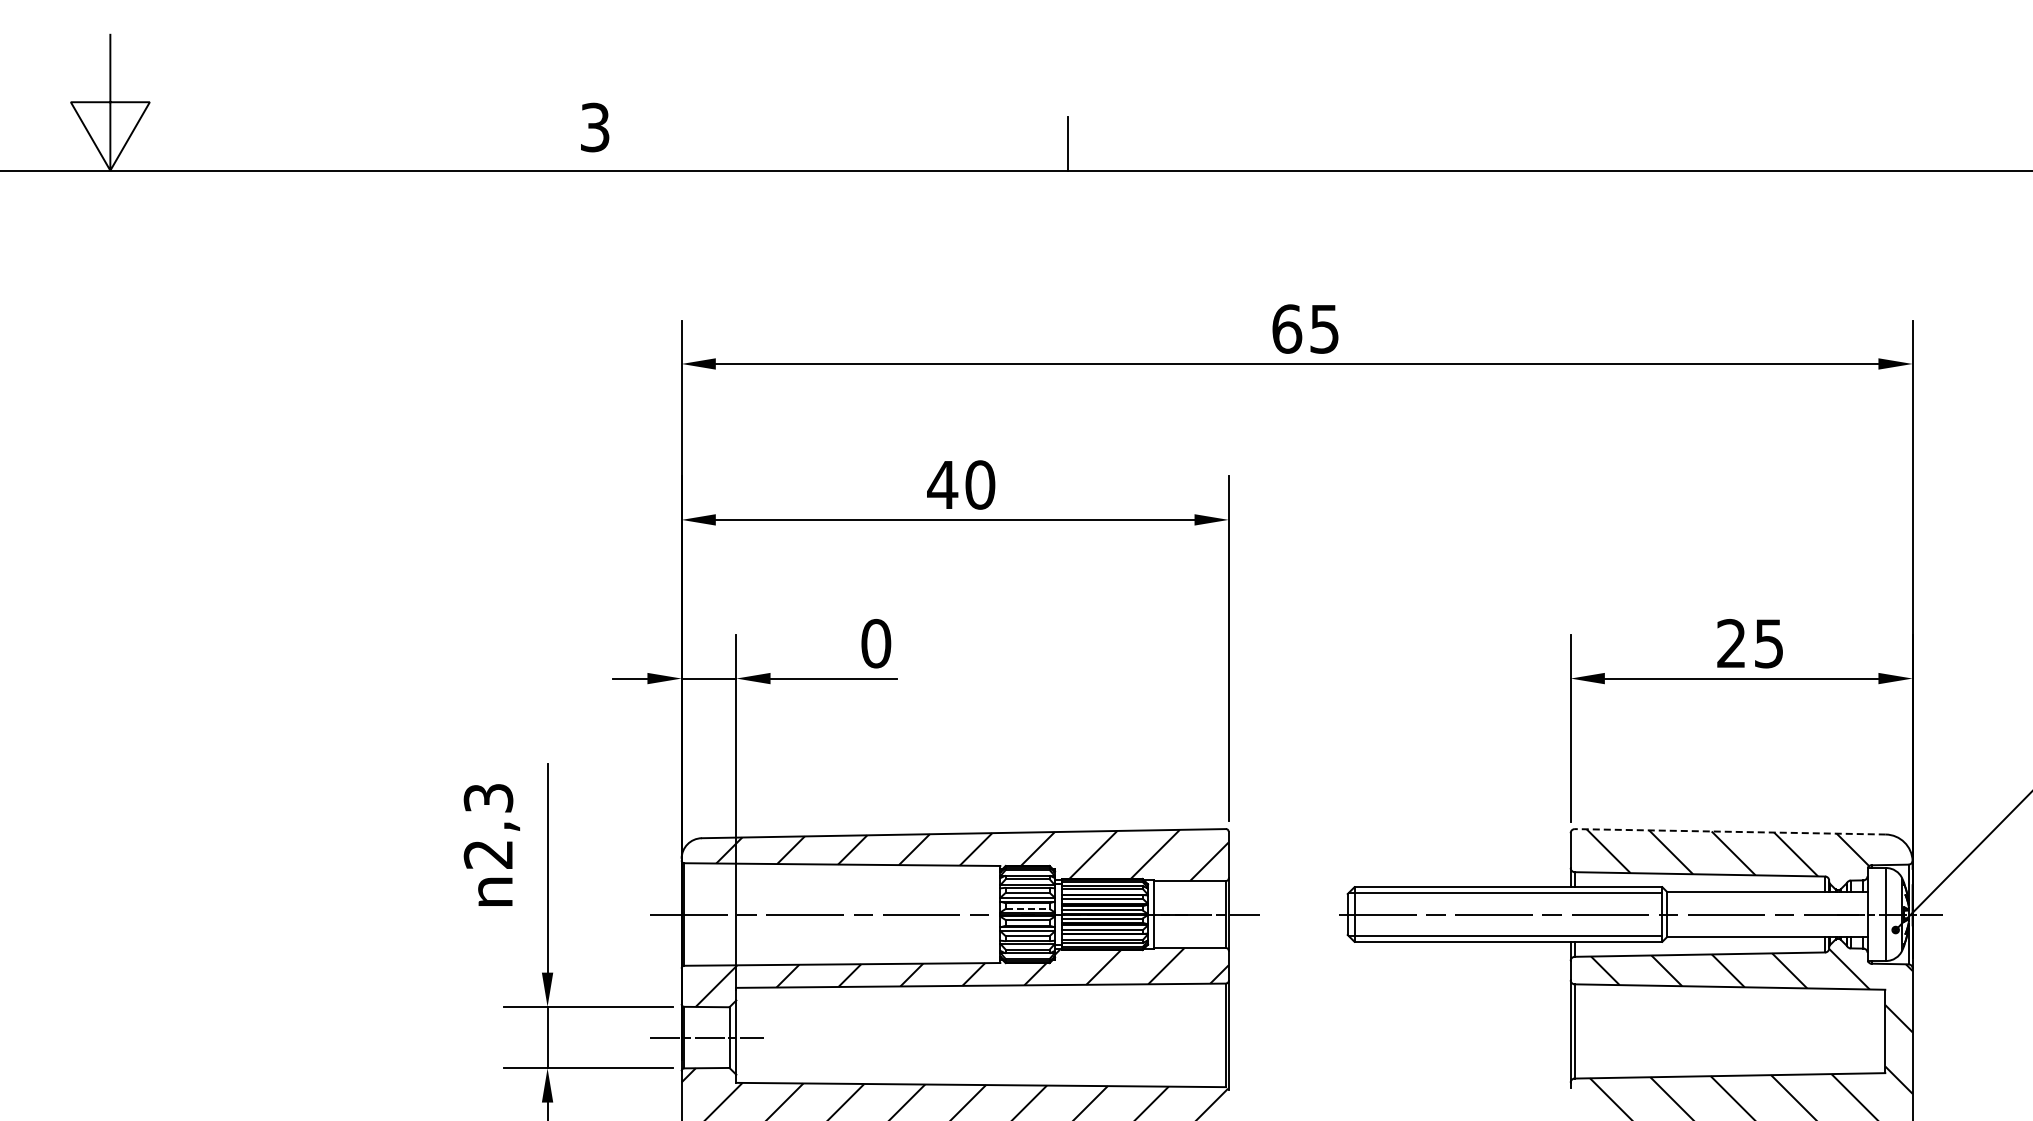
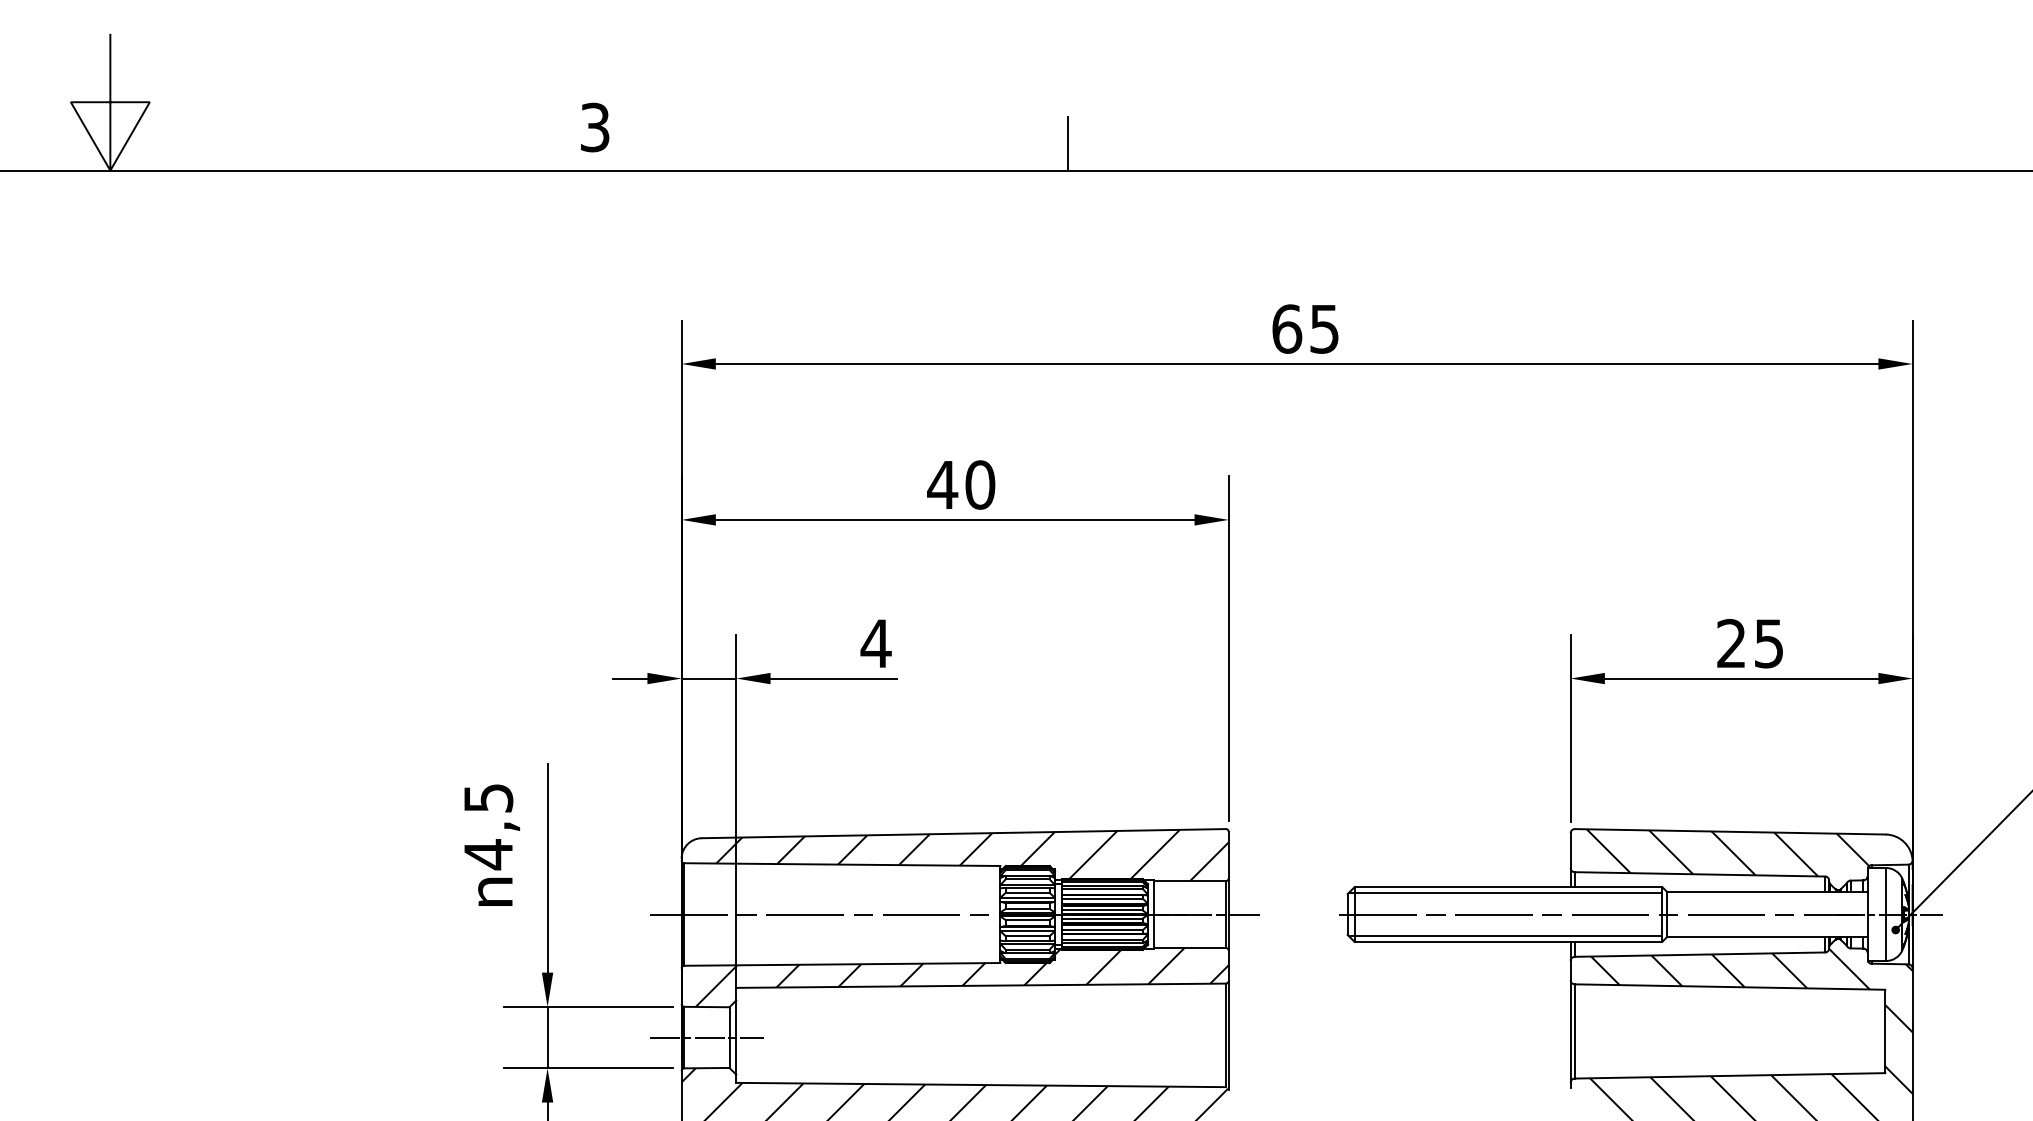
text: 0 -> 4 (875, 643)
text: 2,3 -> 4,5 (487, 827)
line: dashed -> solid (1729, 831)
line: dashed -> solid (1027, 908)
